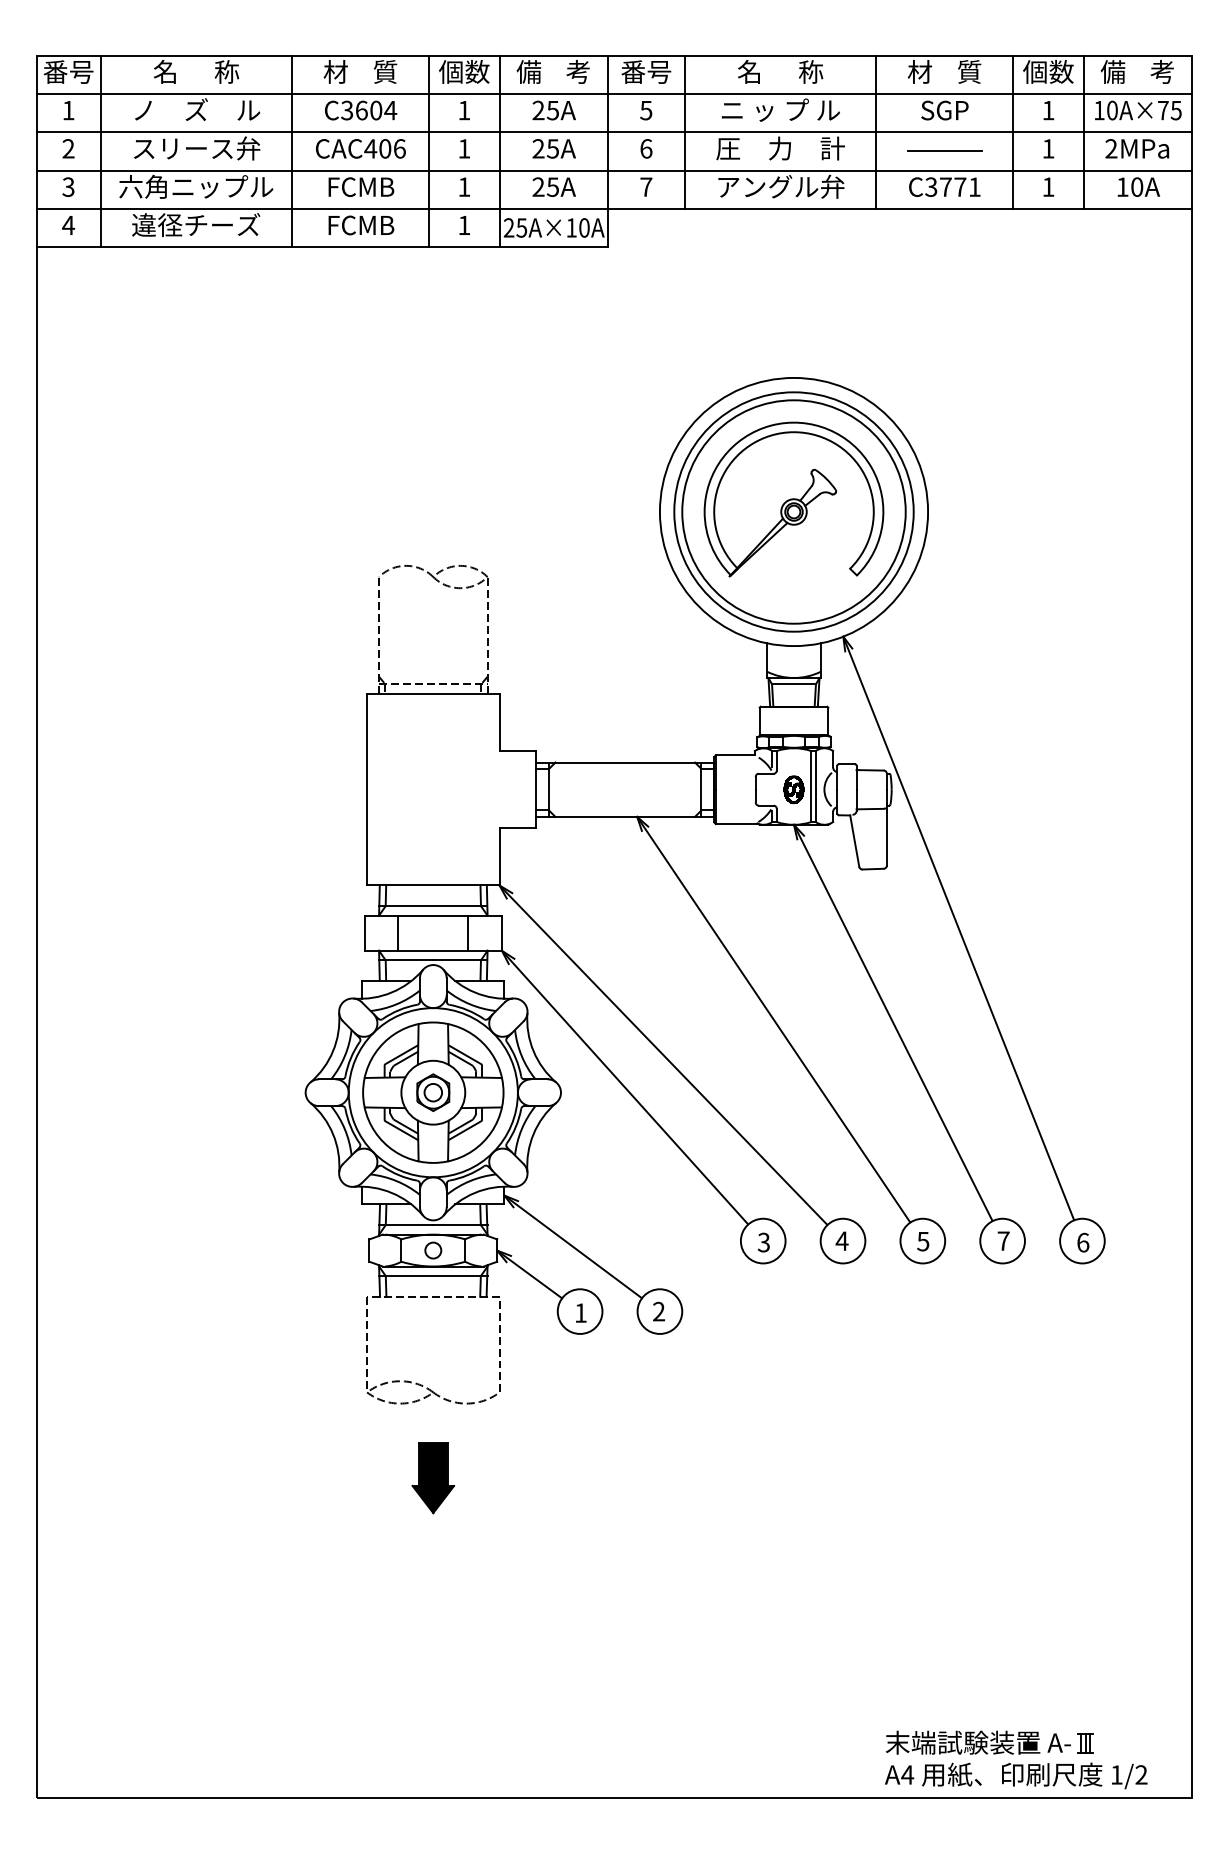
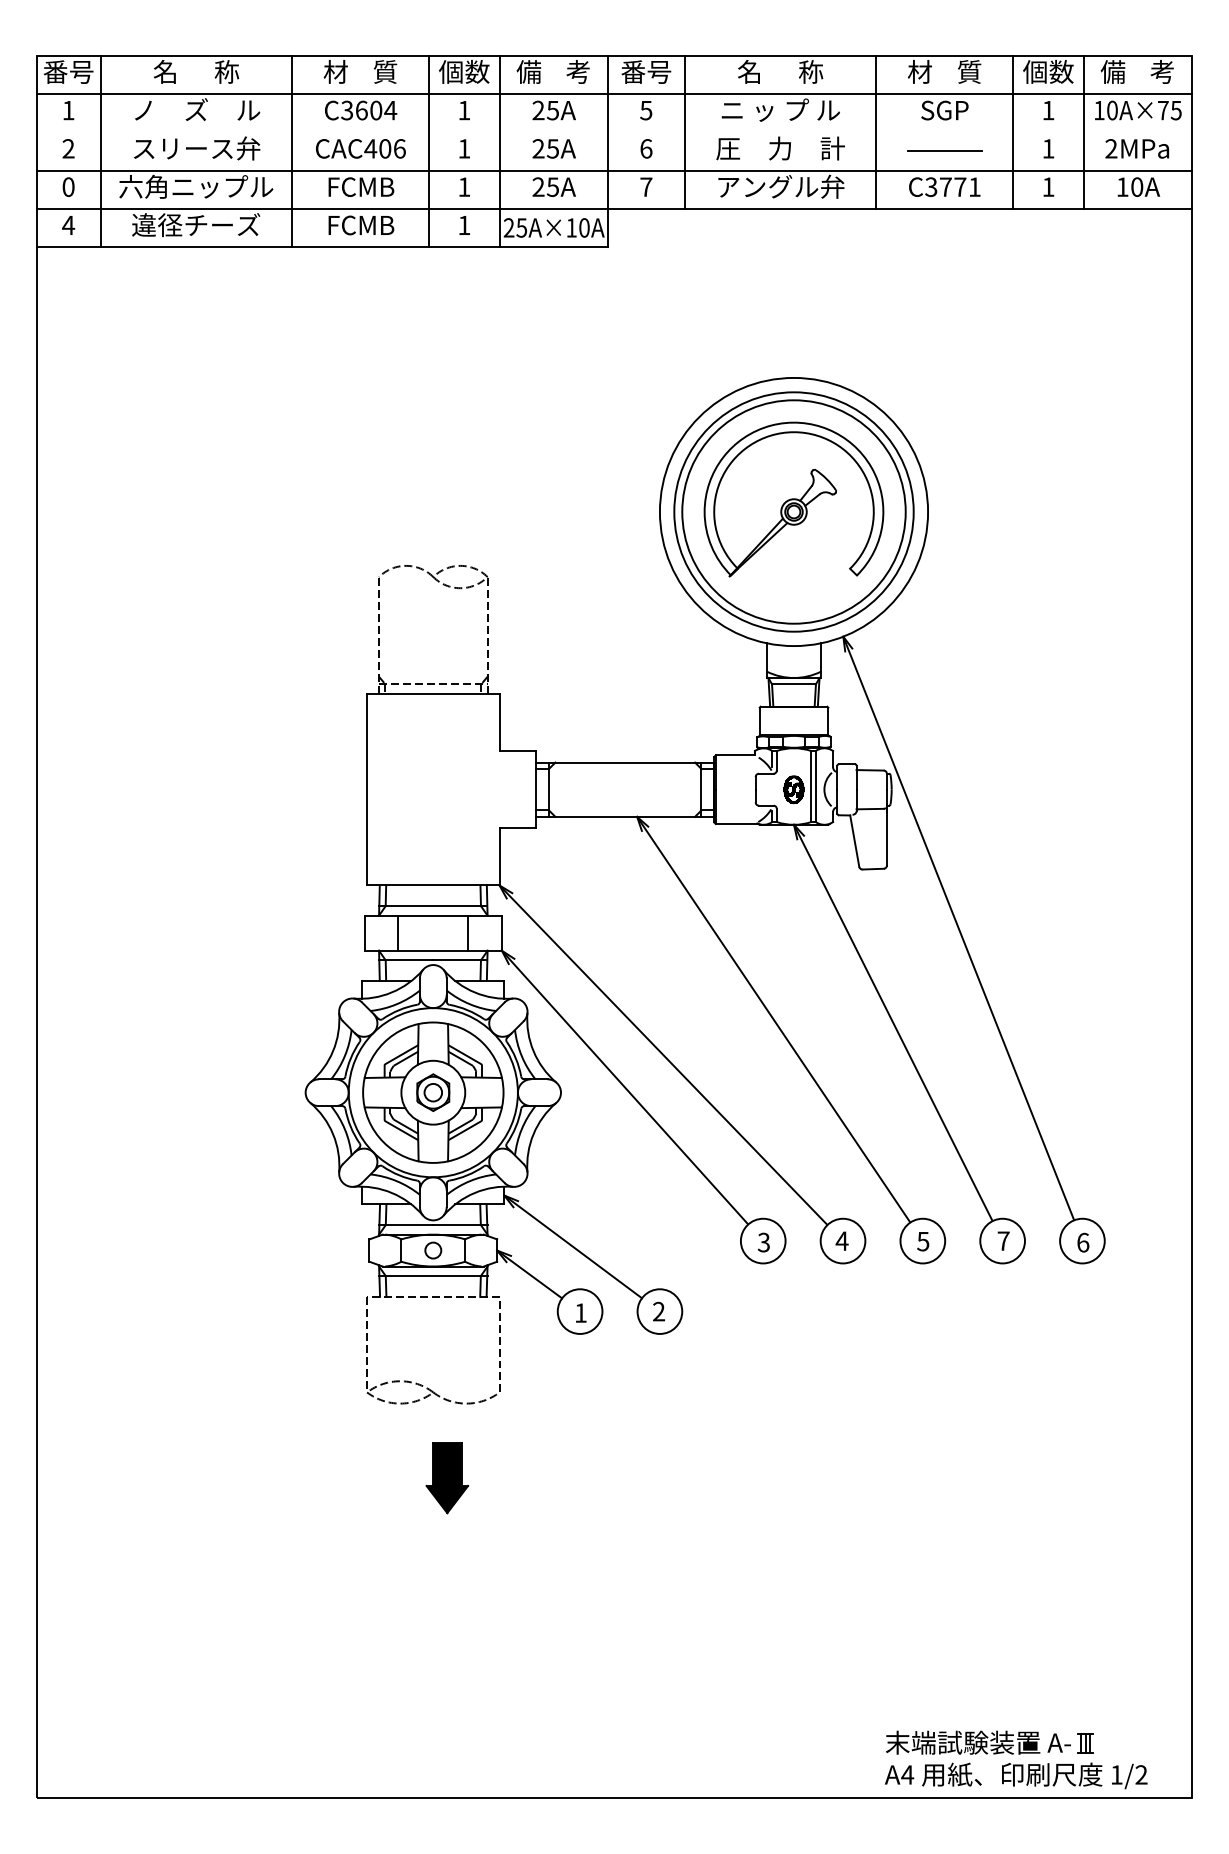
line: present -> none (614, 132)
text: 3 -> 0 (68, 186)
part position: (433, 1478) -> (447, 1478) (447, 1478)
